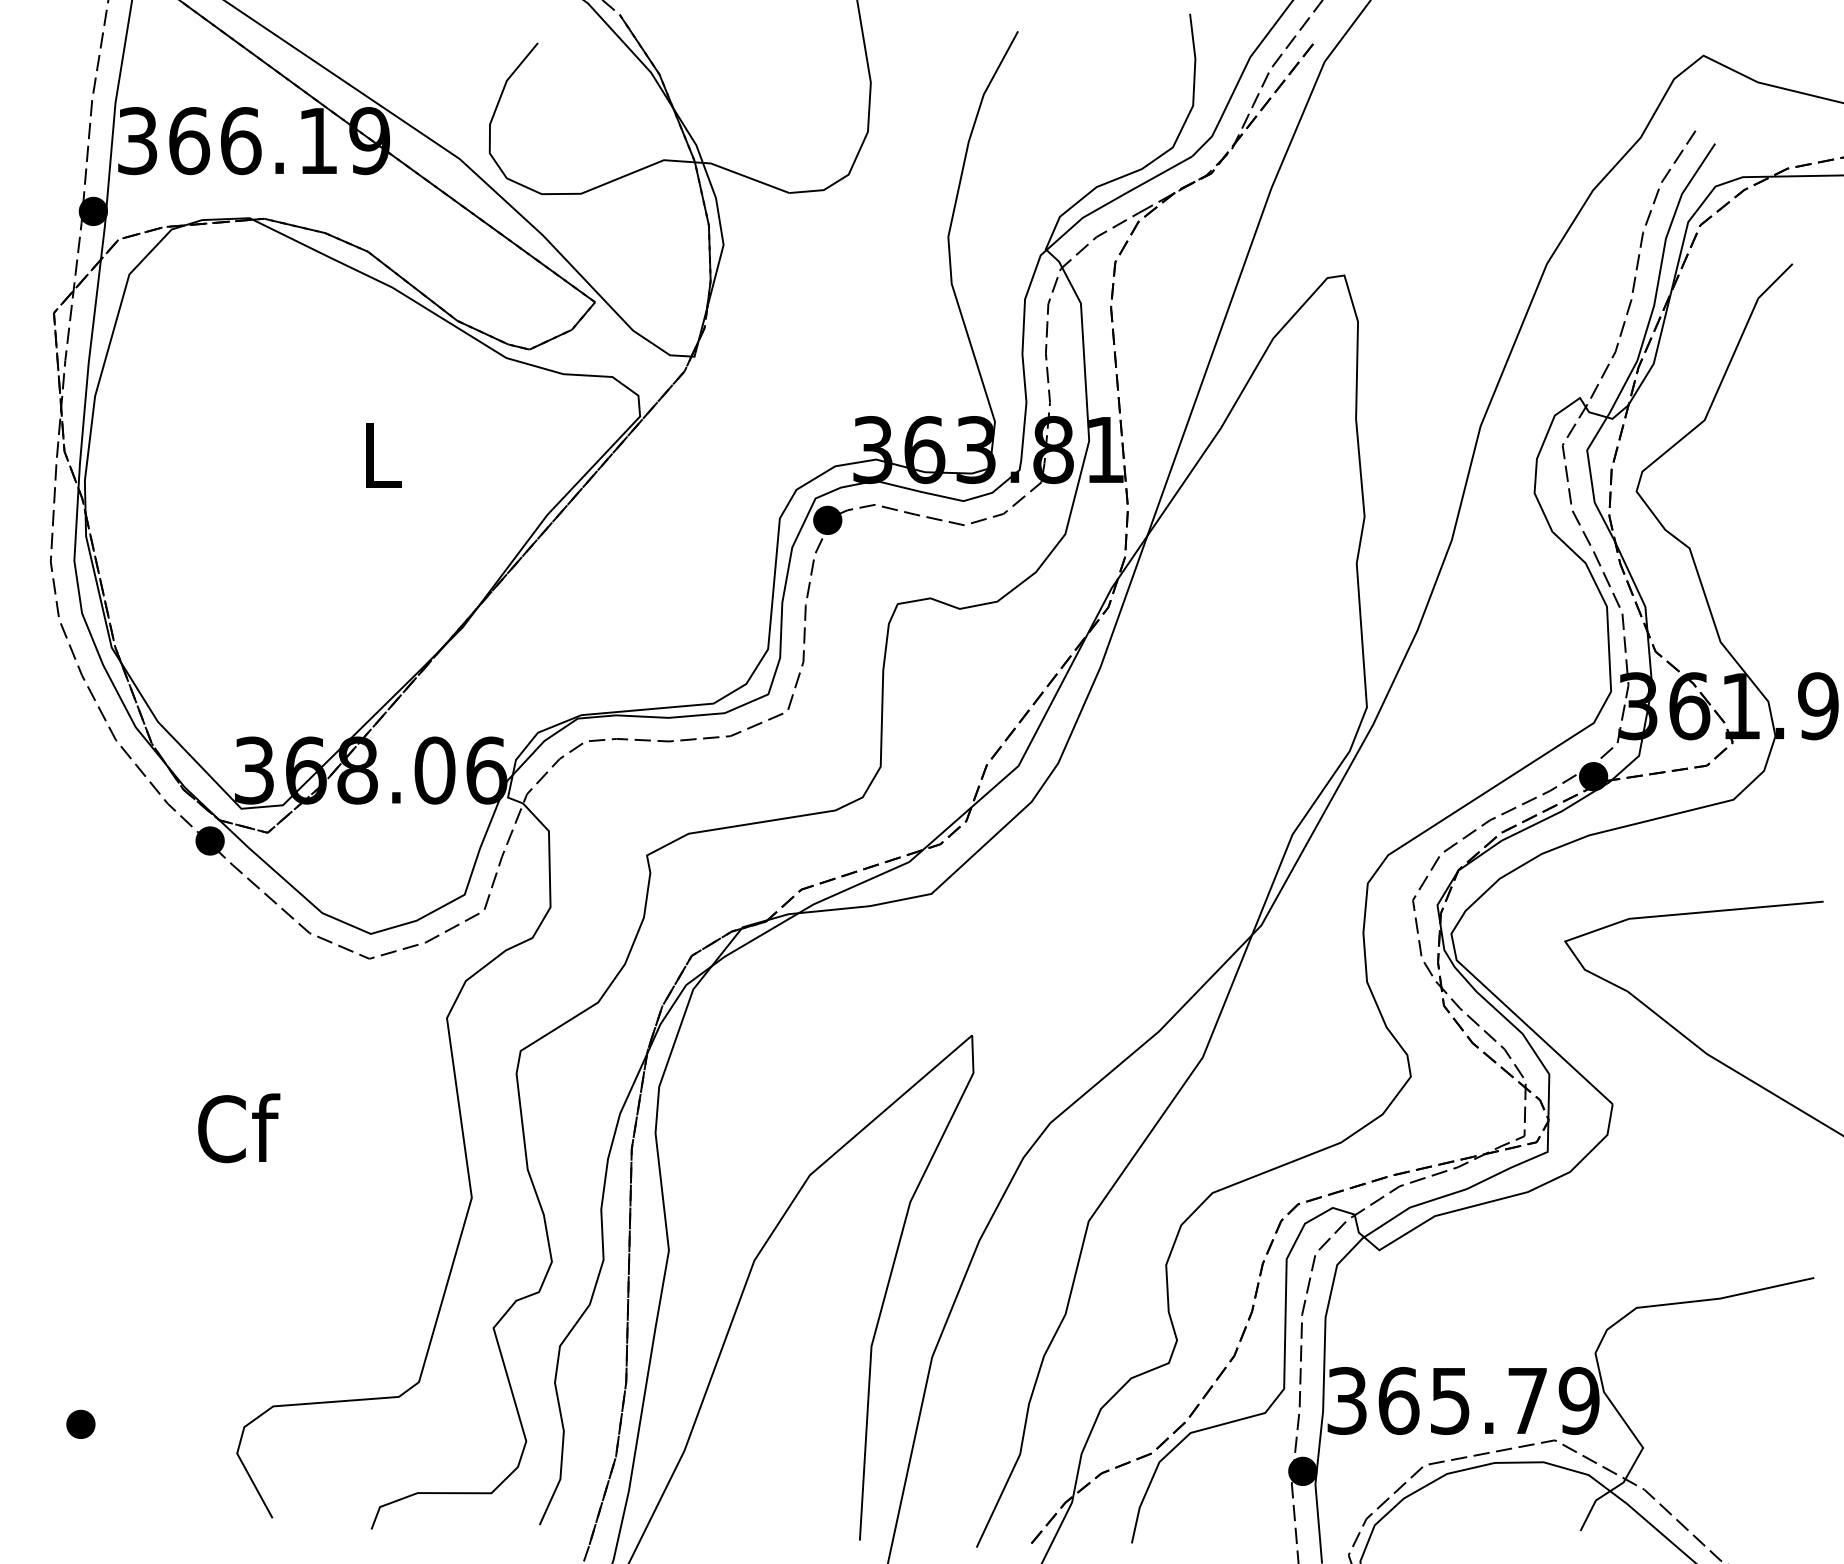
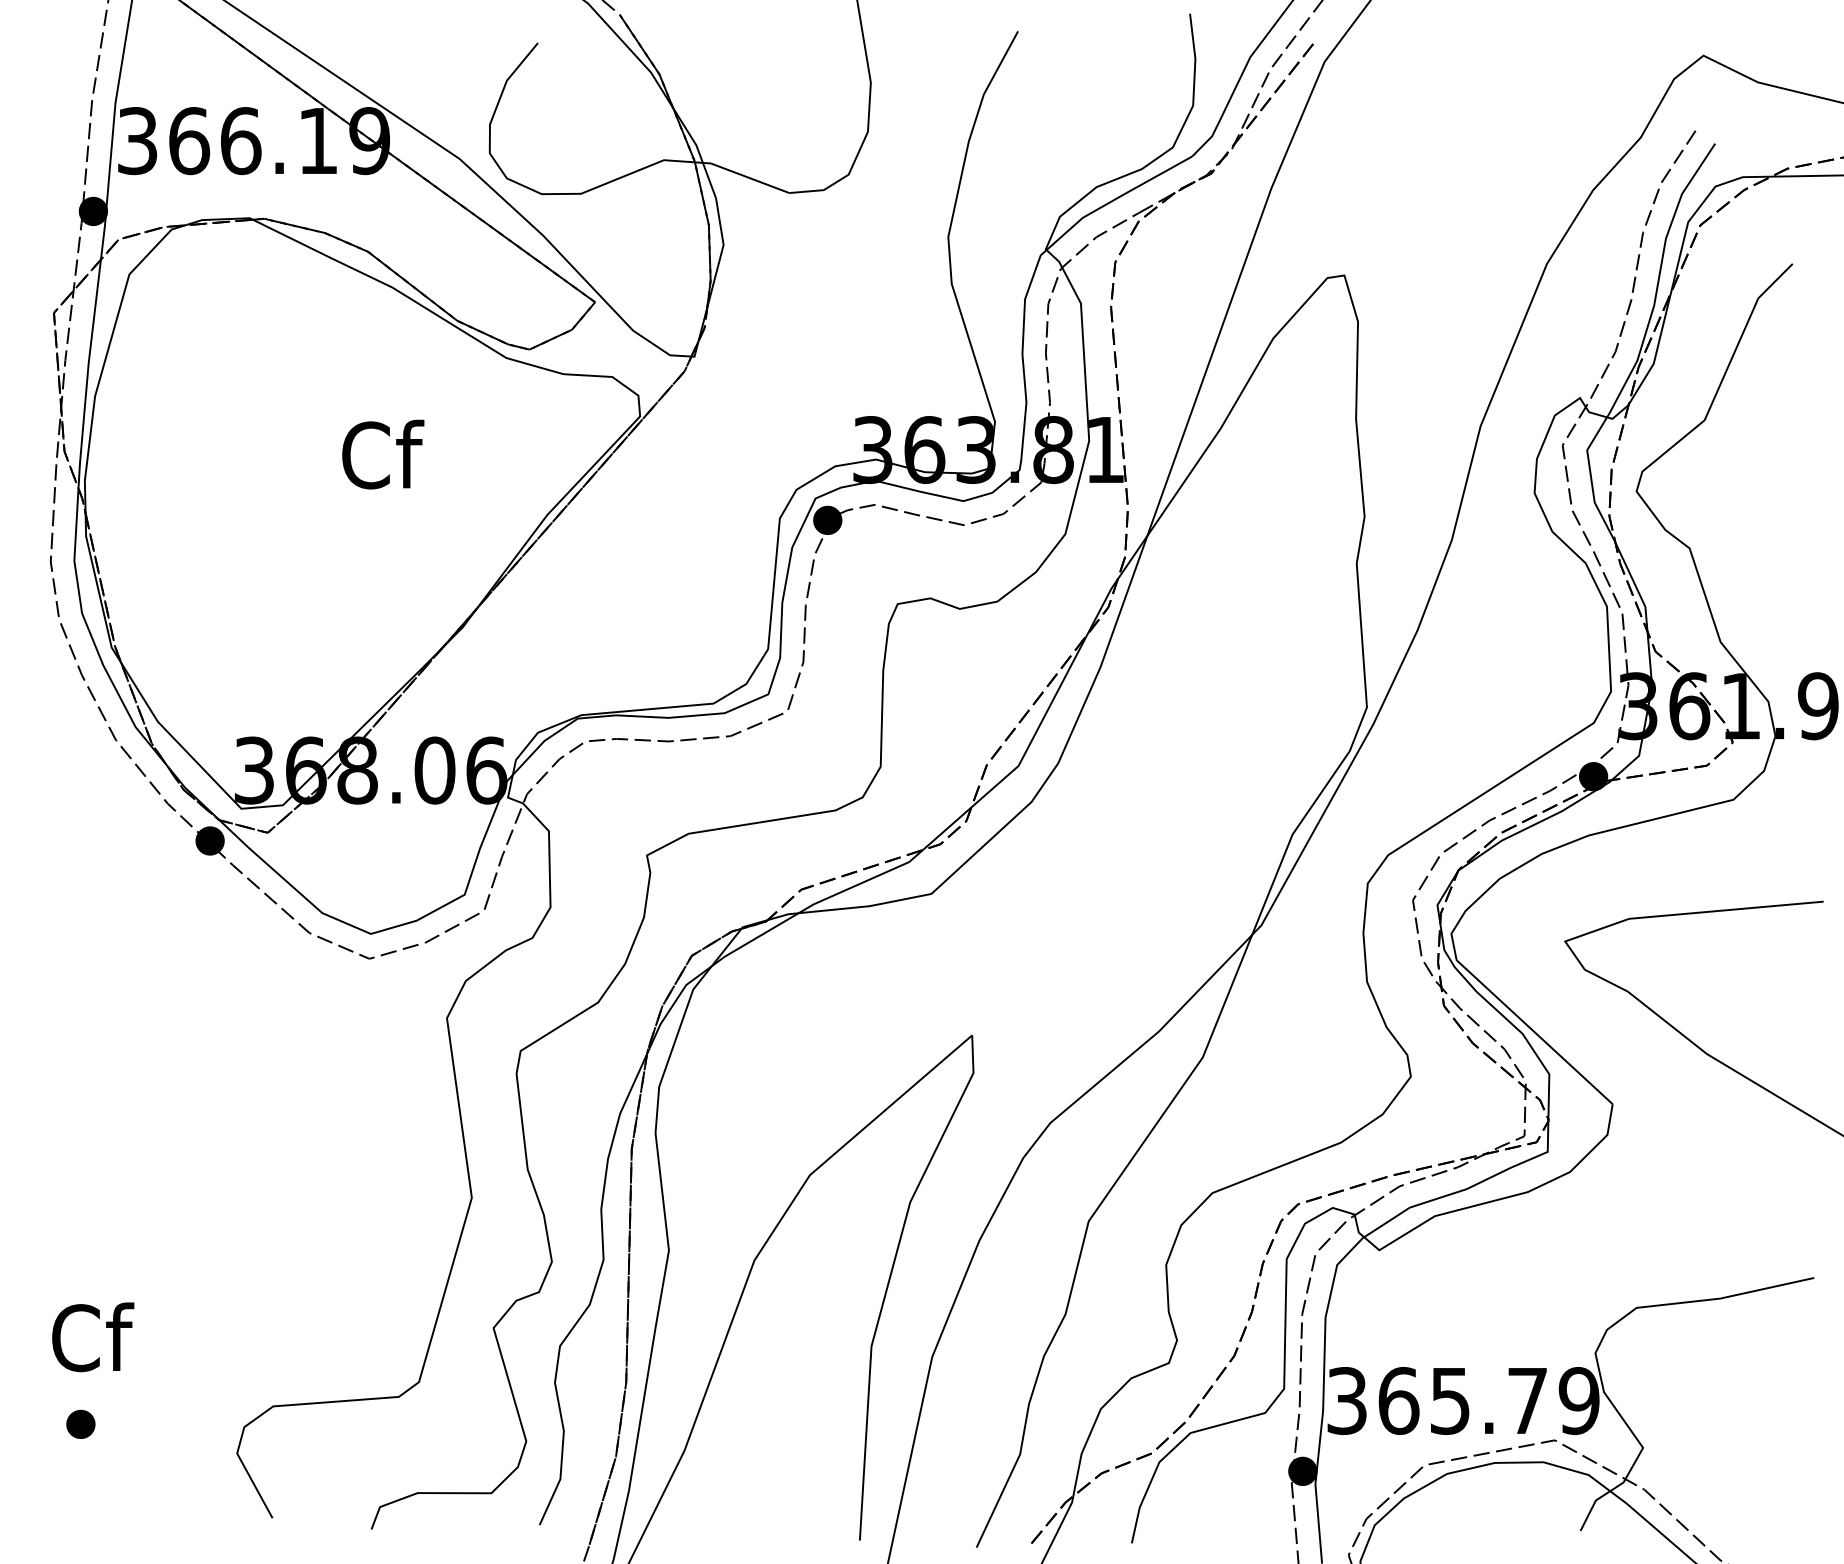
text: L -> Cf (383, 454)
text position: (239, 1128) -> (93, 1337) (93, 1337)
